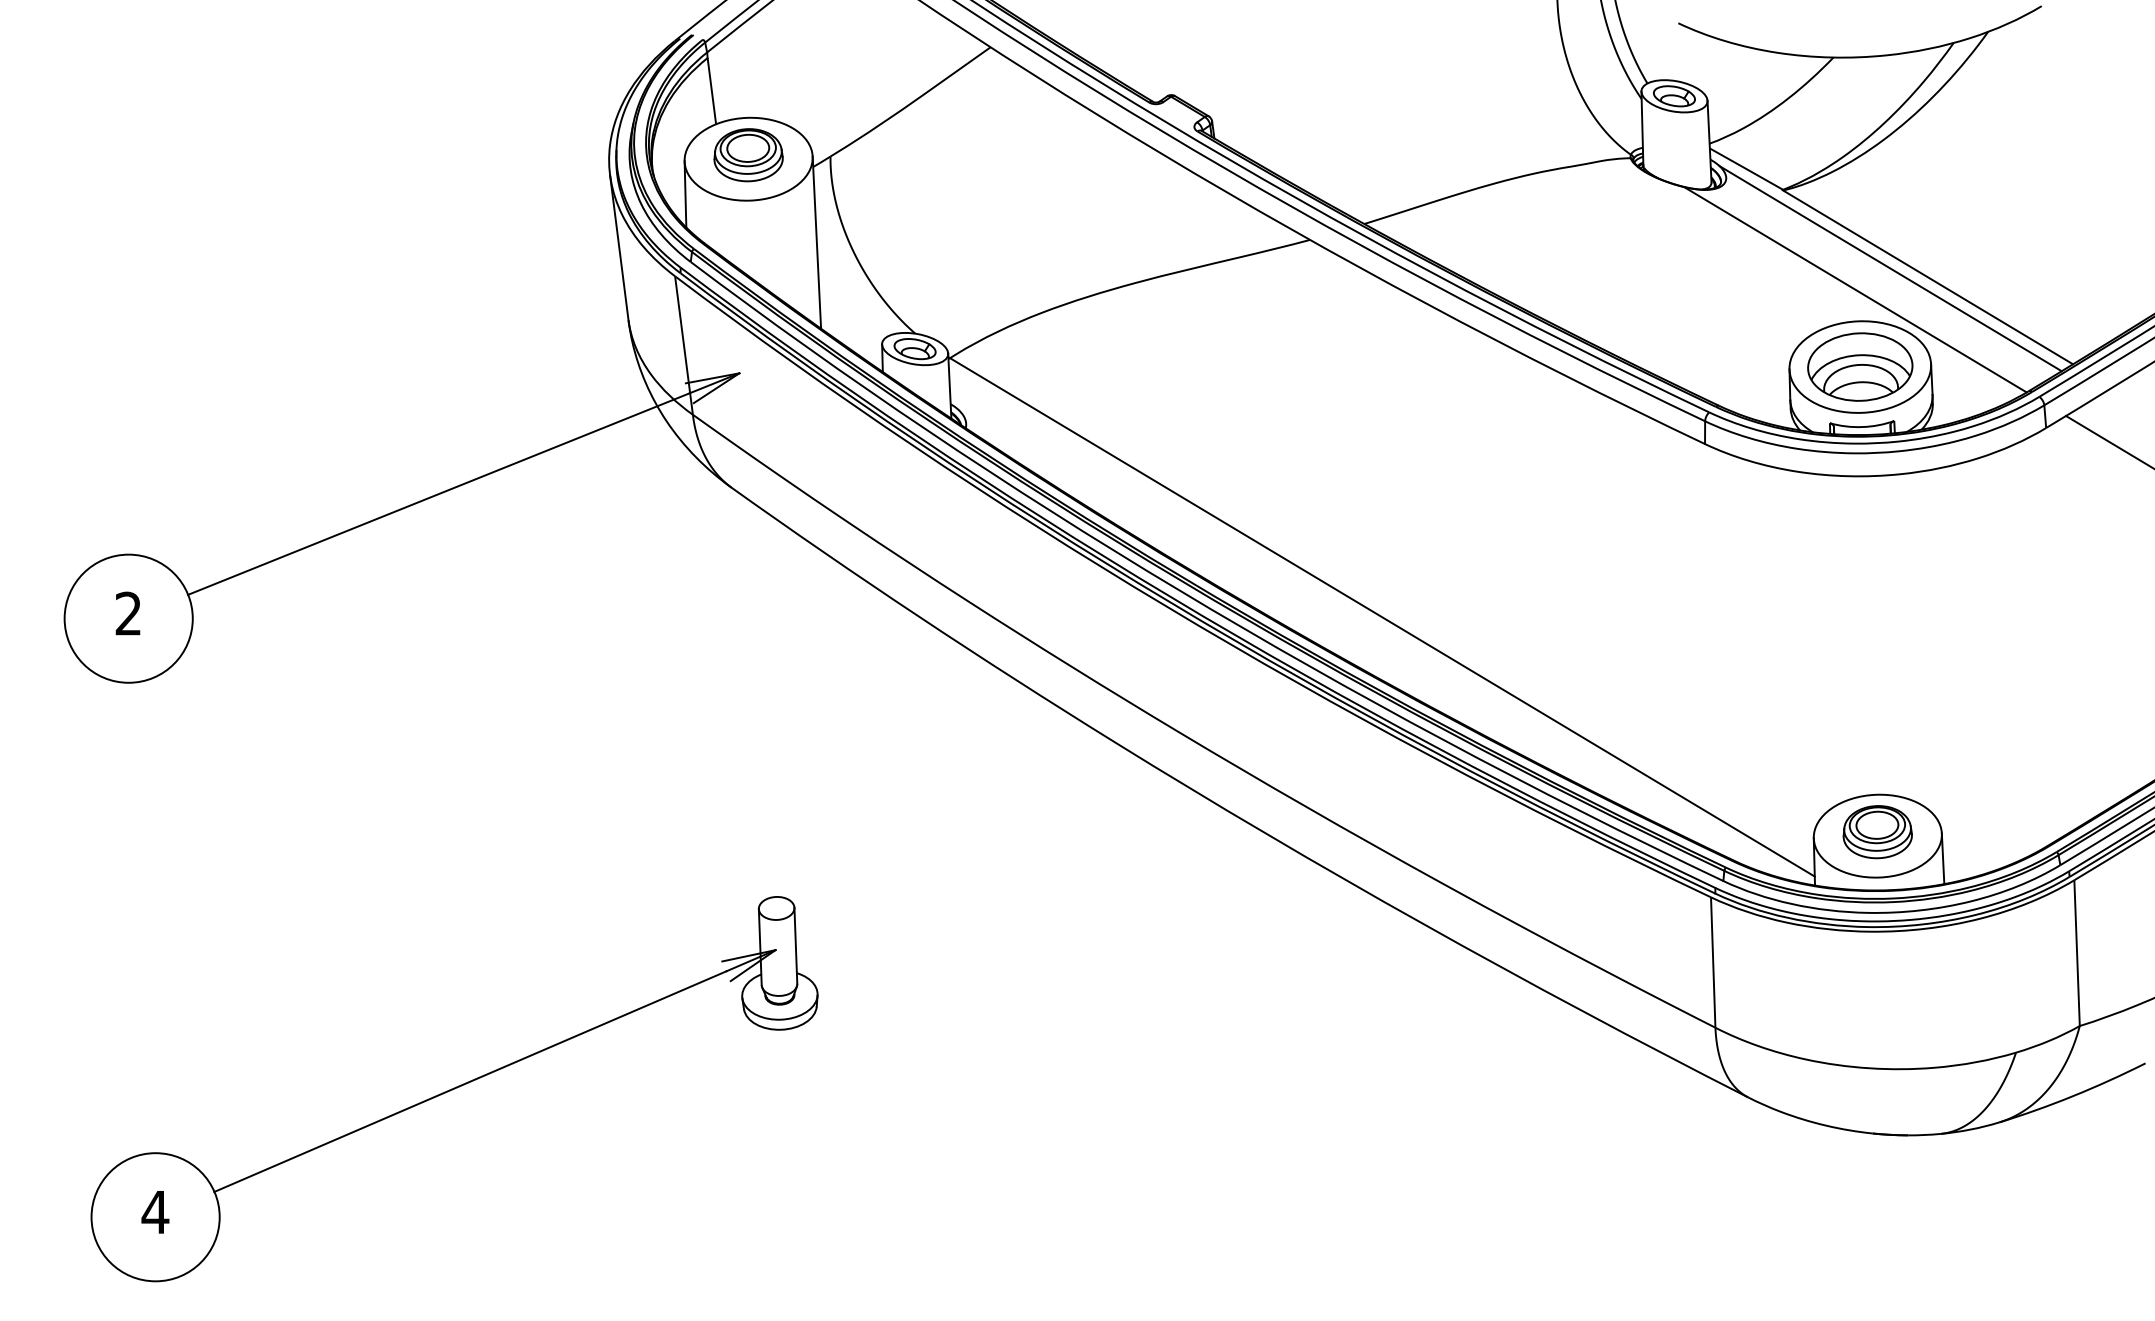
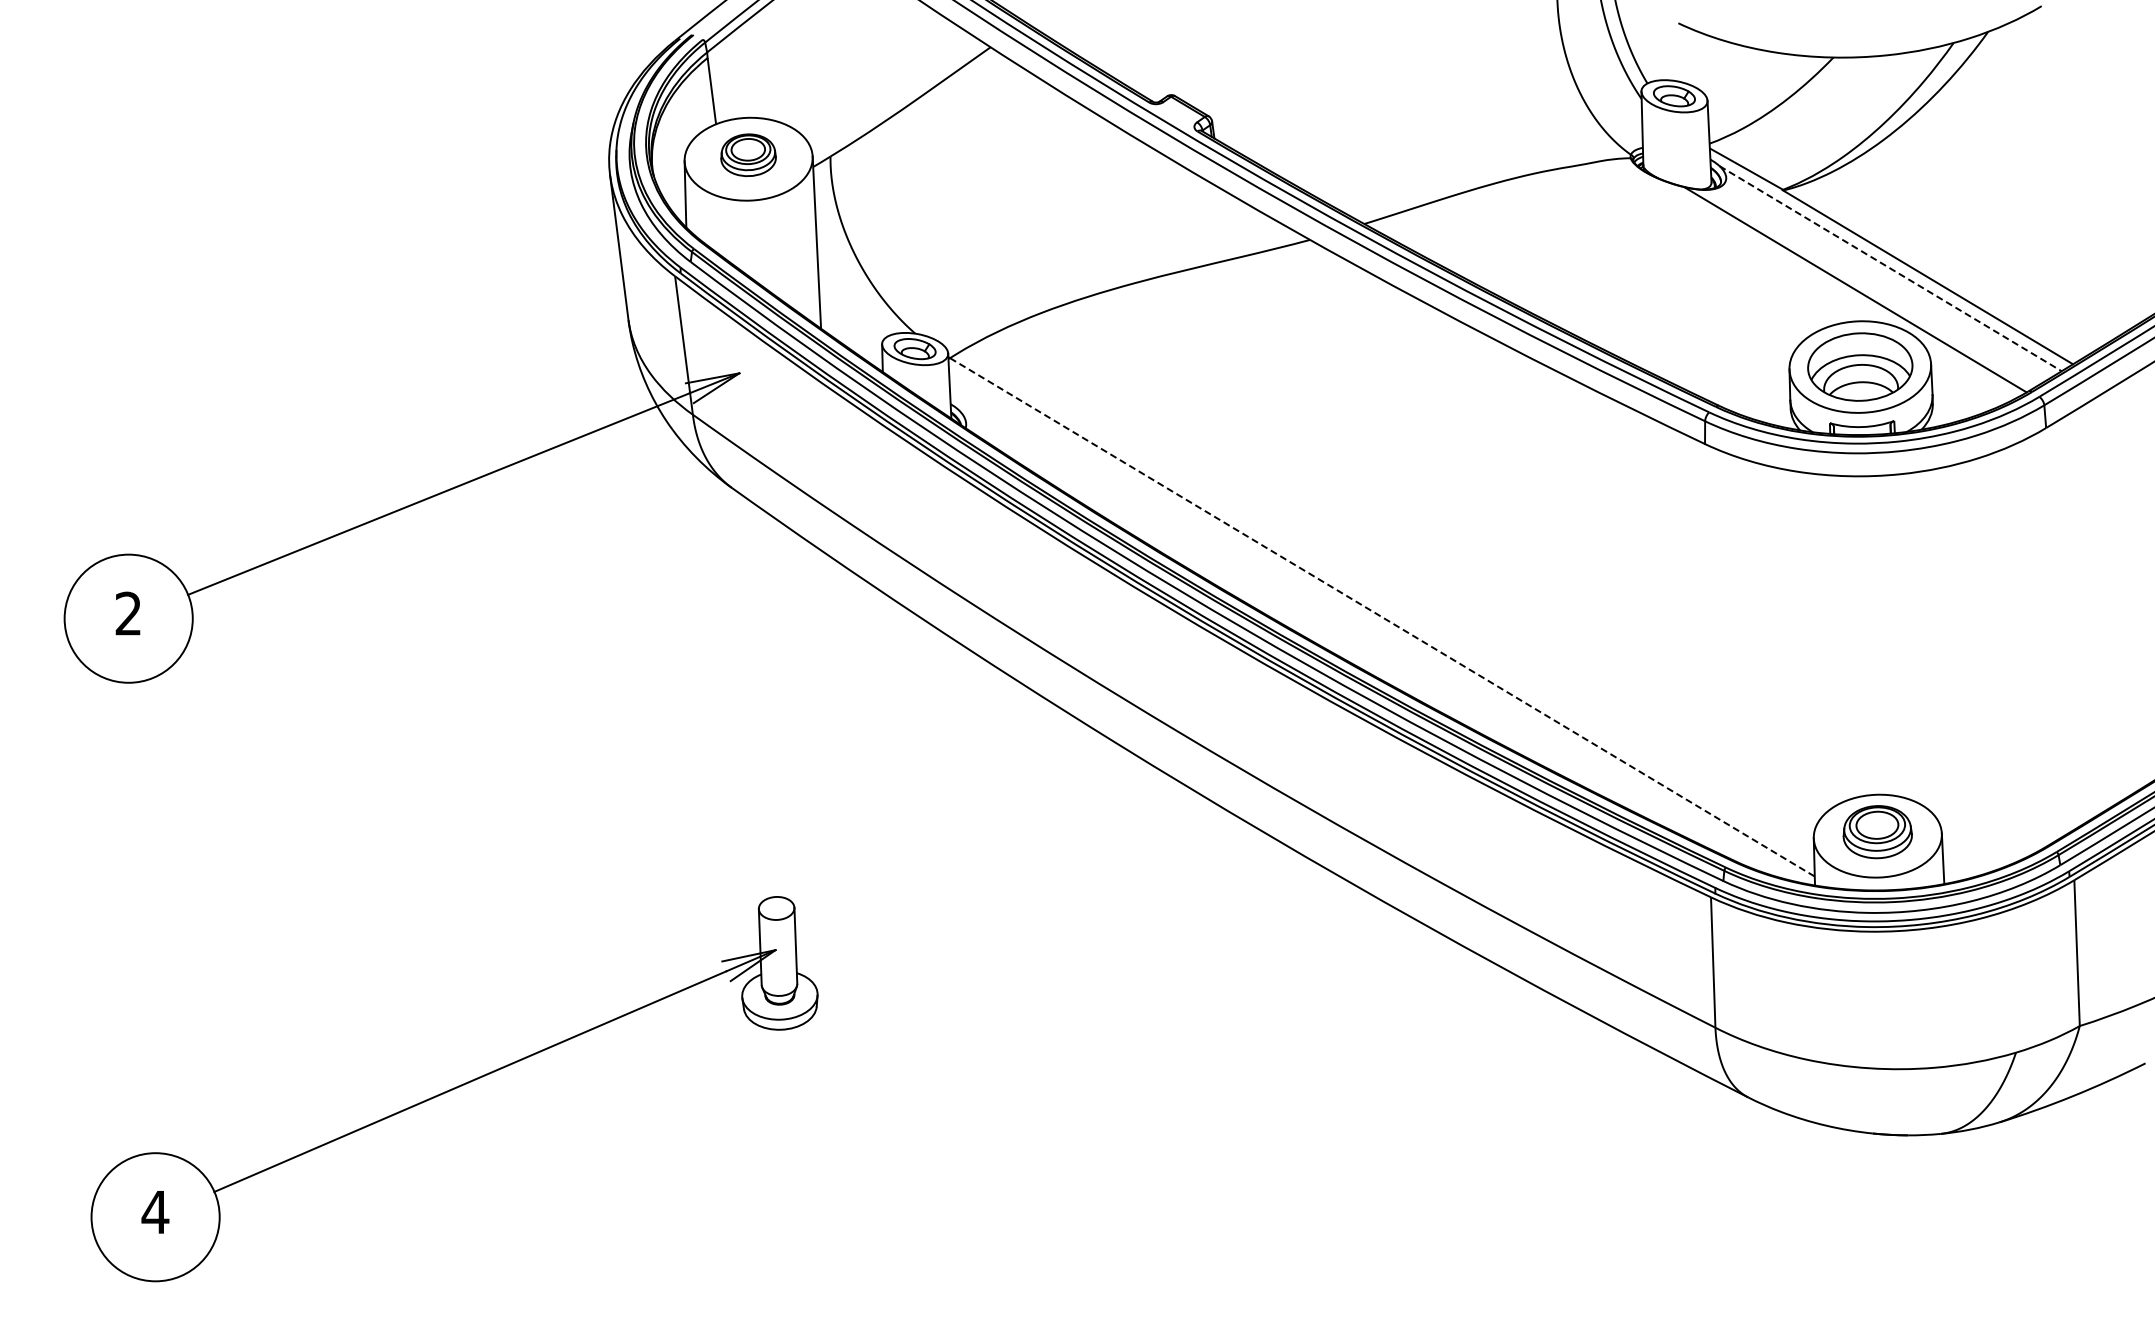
part size: 71x55 px -> 57x45 px (748, 155)
line: solid -> dashed (1891, 268)
line: present -> none (2108, 441)
line: solid -> dashed (1382, 617)
